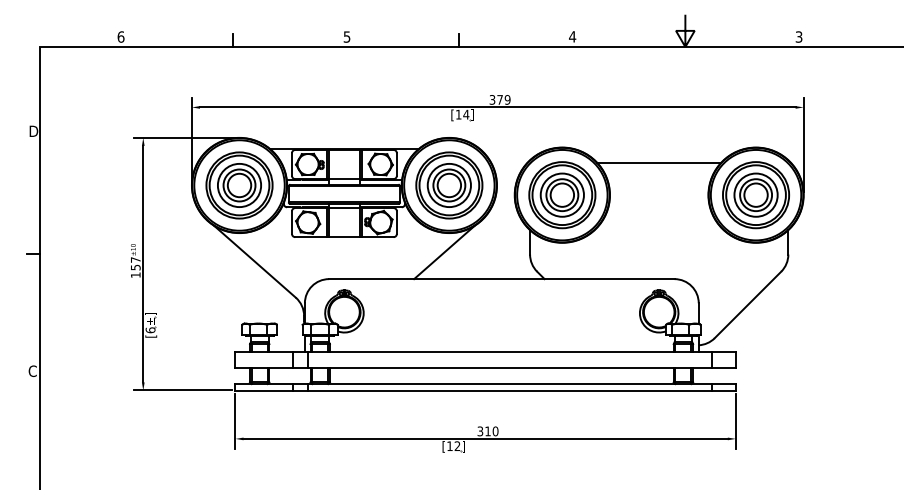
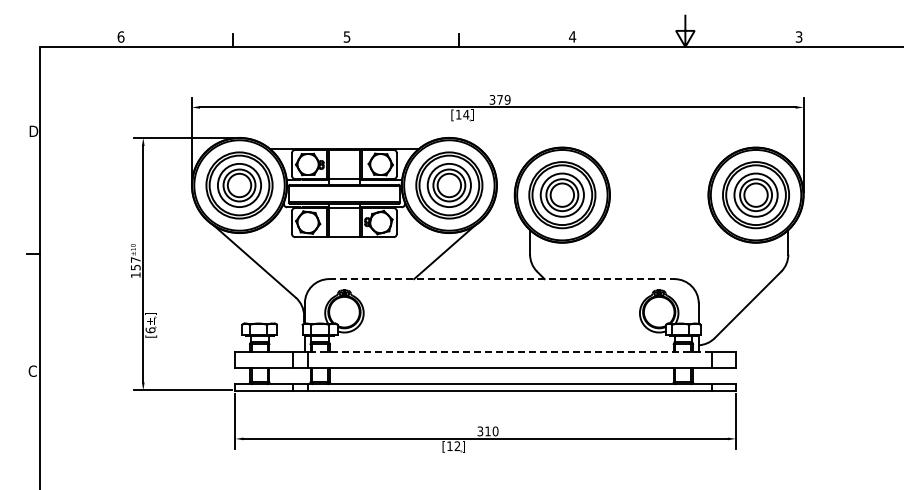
line: present -> none (659, 162)
line: solid -> dashed (501, 279)
line: solid -> dashed (509, 351)
